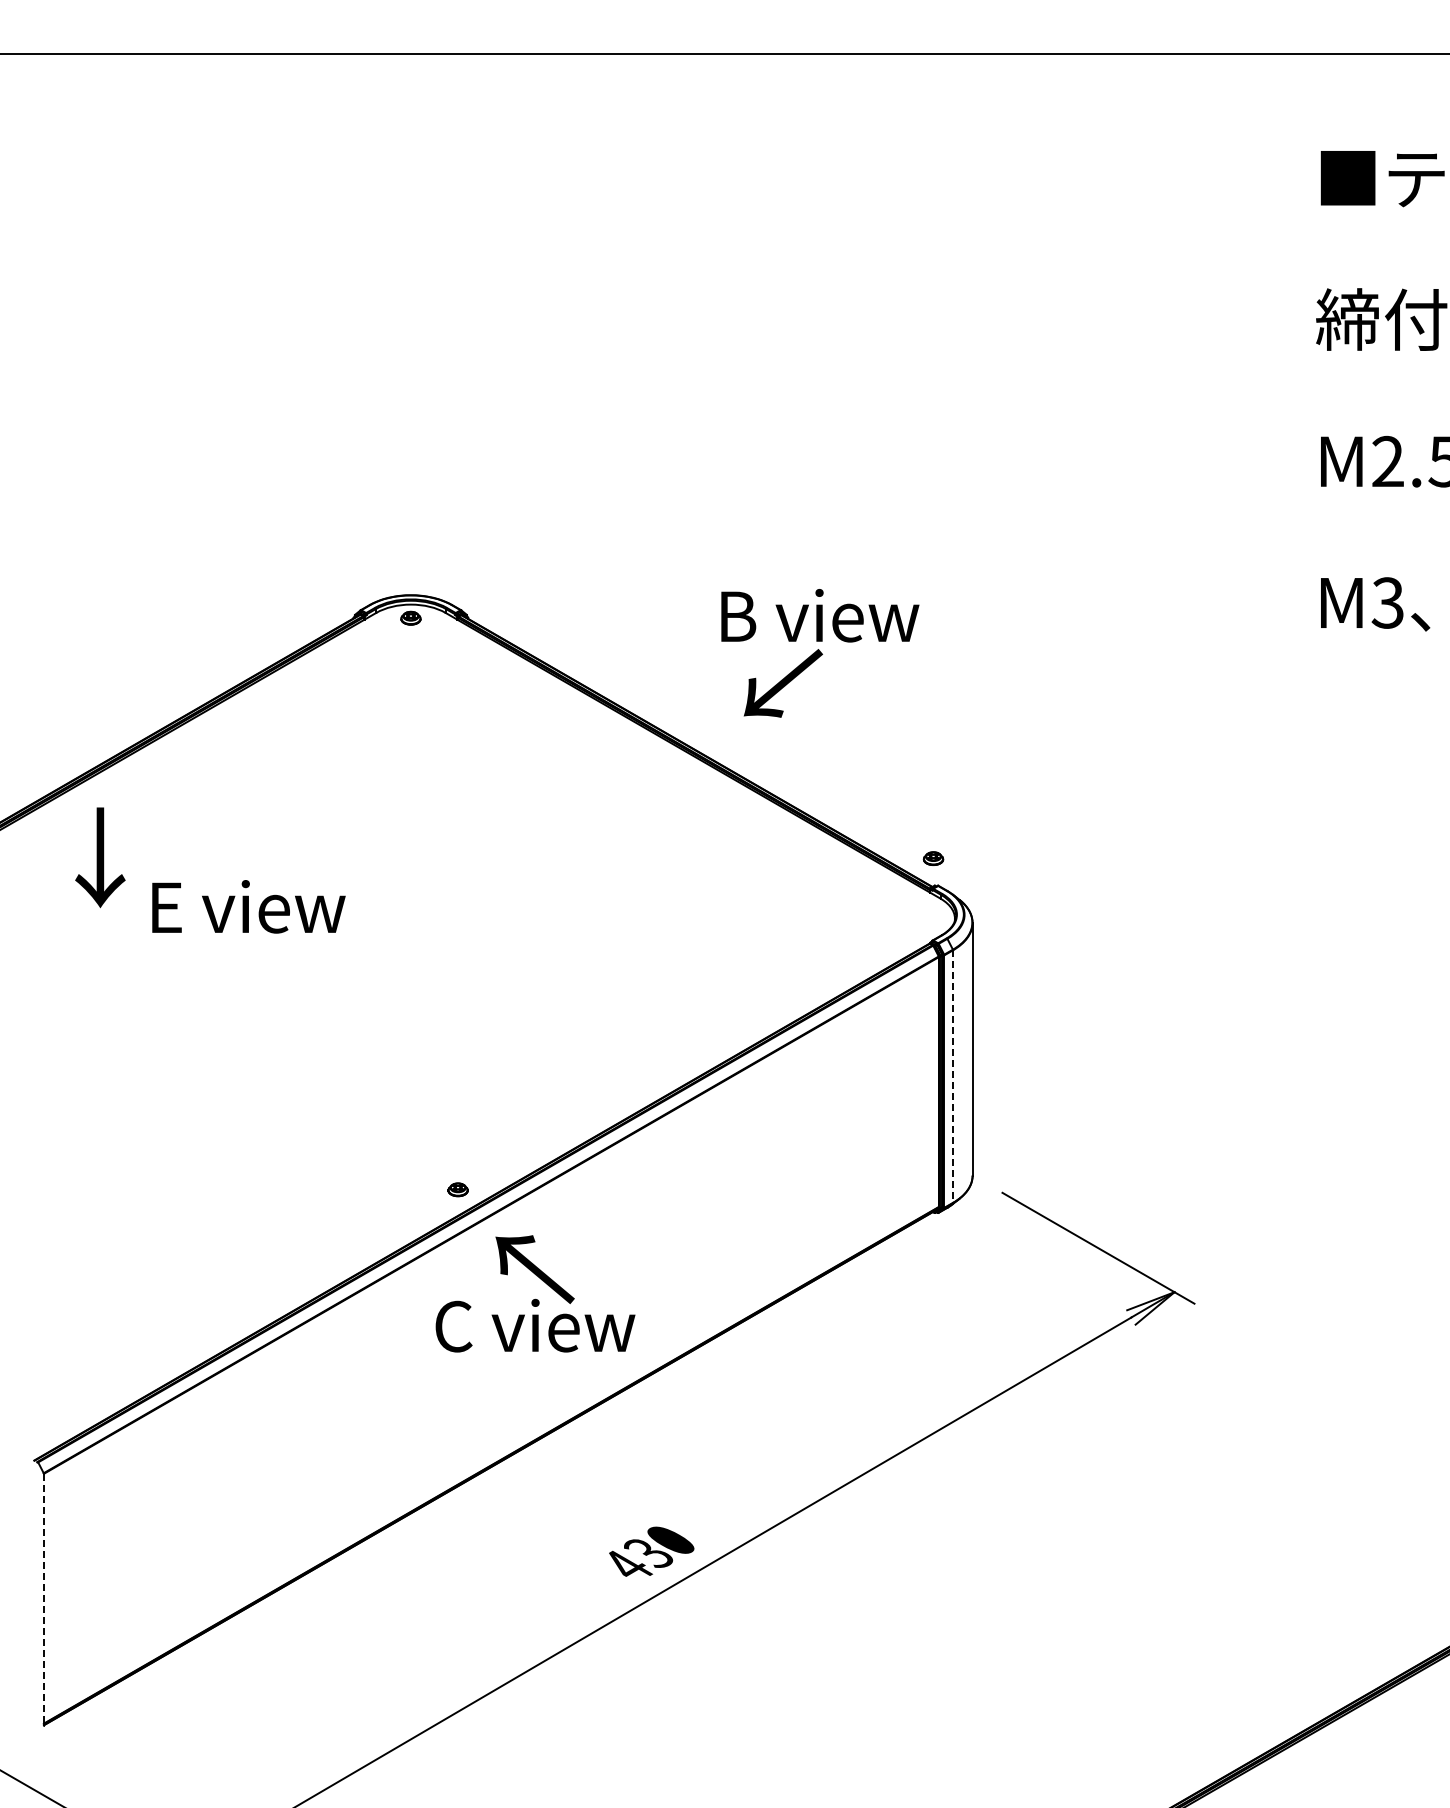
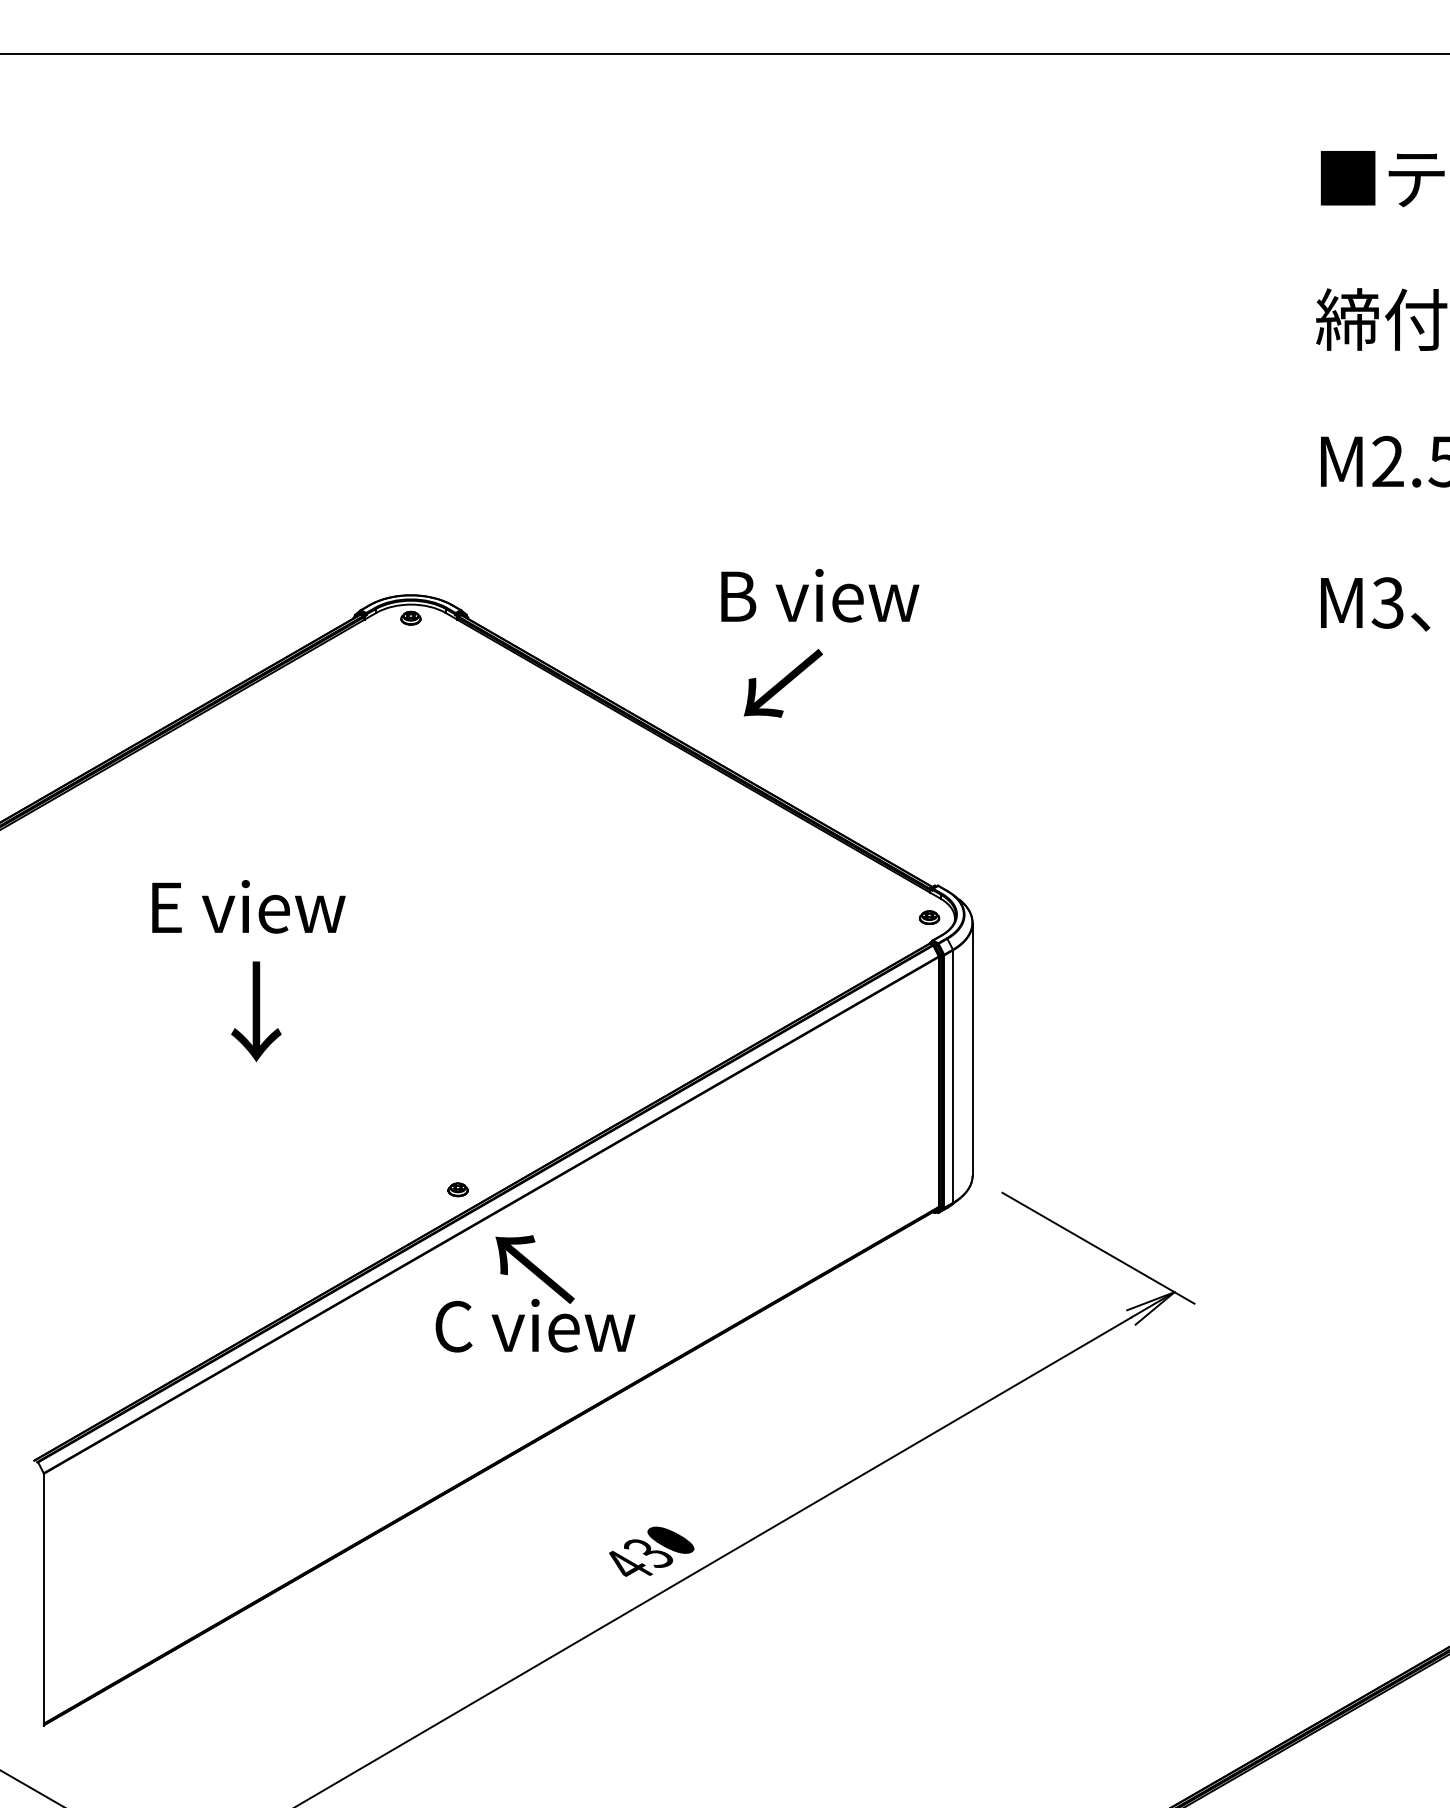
text position: (820, 615) -> (820, 595) (820, 595)
text position: (100, 857) -> (256, 1011) (256, 1011)
part position: (933, 858) -> (929, 917) (929, 917)
line: dashed -> solid (953, 1077)
line: dashed -> solid (44, 1599)
